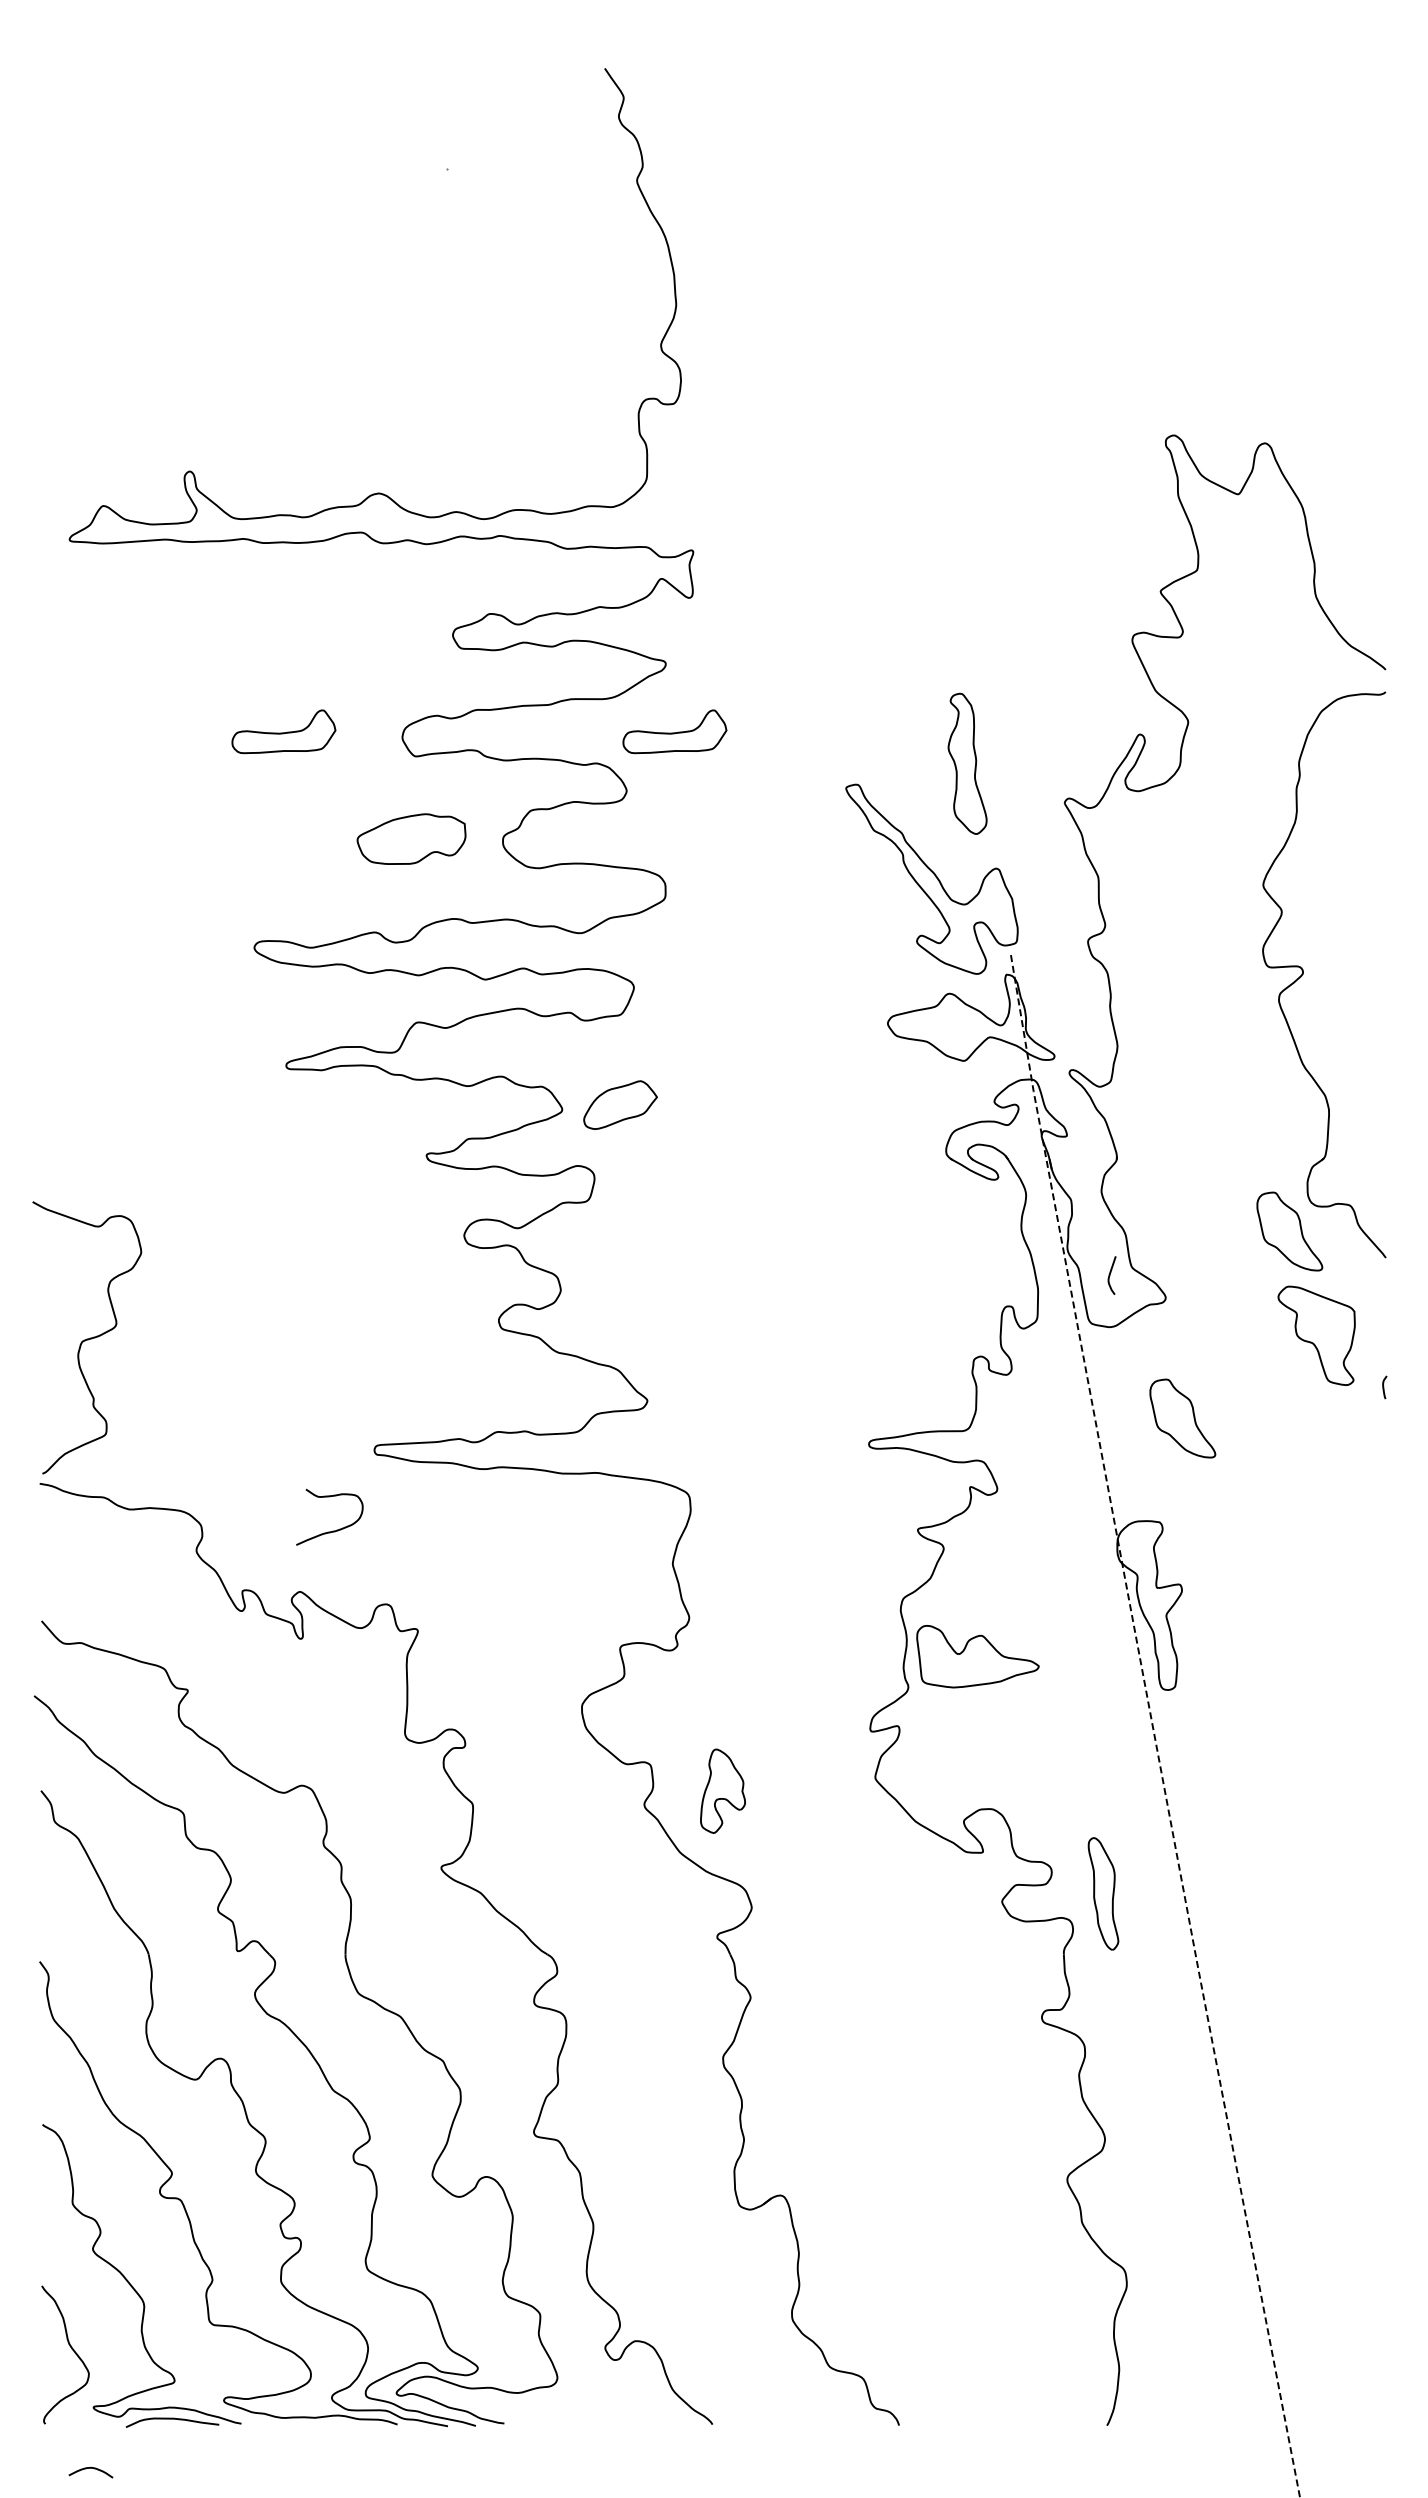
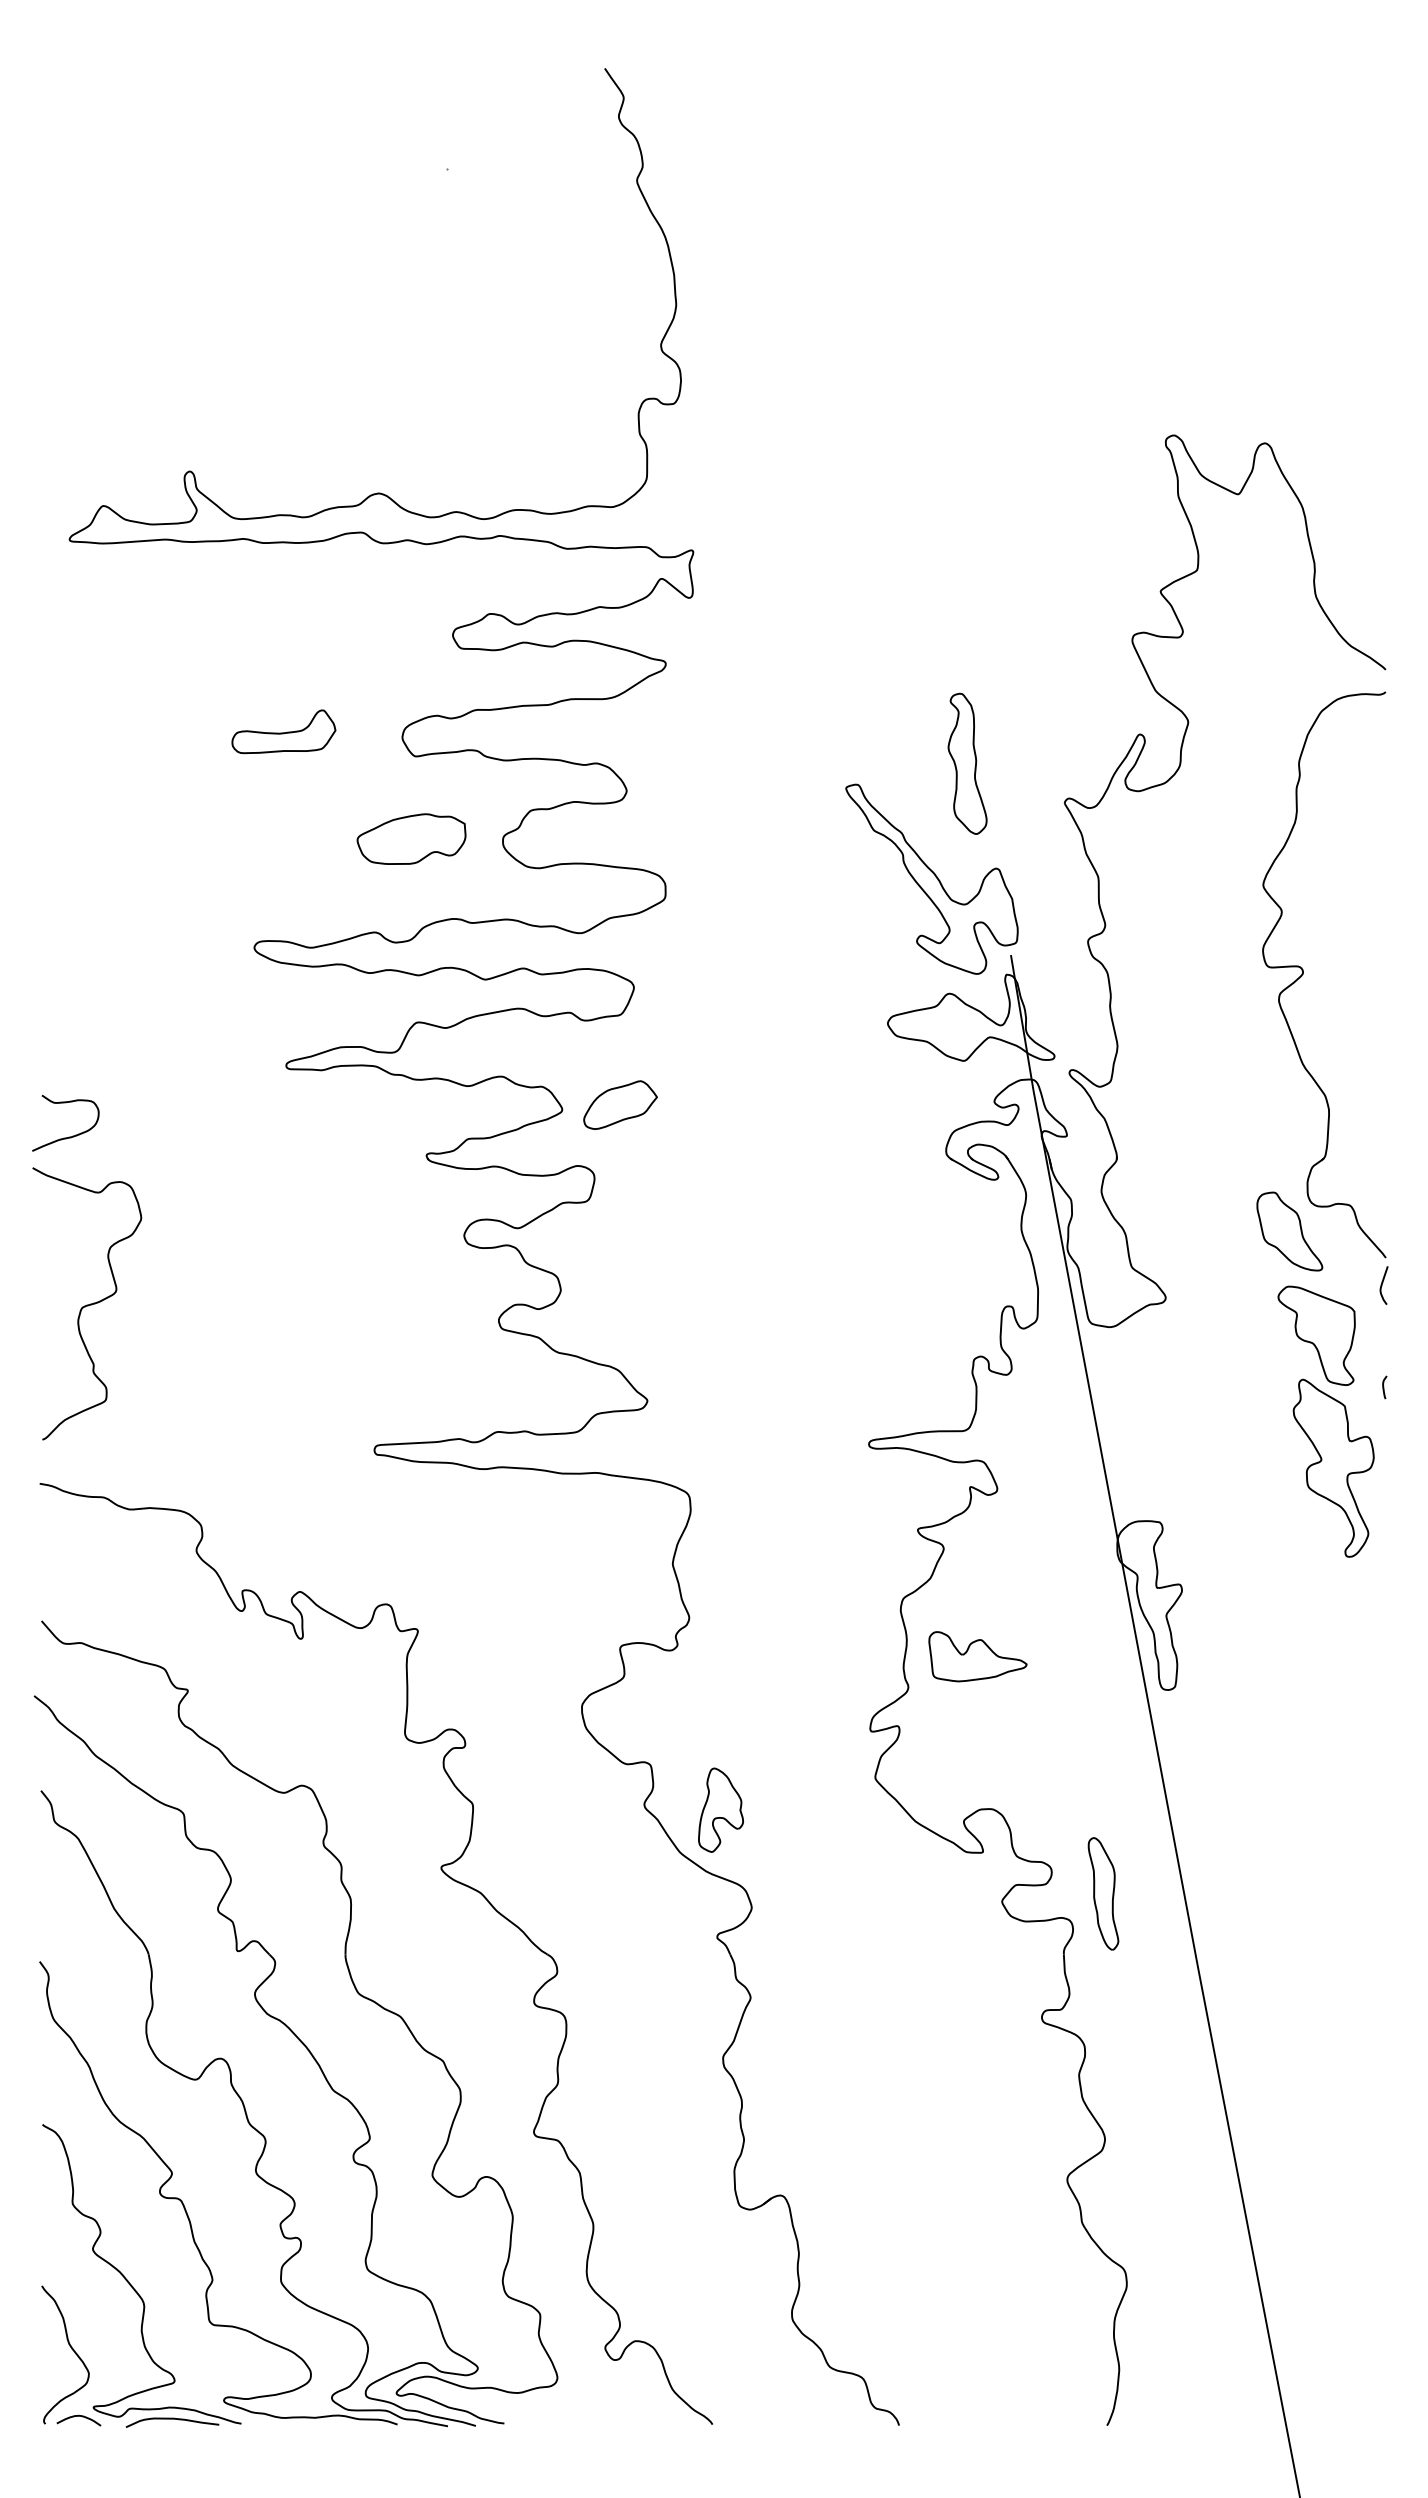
part: present -> none (674, 731)
curve position: (1110, 1275) -> (1382, 1285) (1382, 1285)
curve position: (87, 1338) -> (87, 1304) (87, 1304)
part: present -> none (1182, 1418)
part: none -> present (1333, 1467)
curve position: (332, 1530) -> (68, 1136) (68, 1136)
part size: 124x64 px -> 100x52 px (977, 1656)
line: dashed -> solid (1152, 1726)
part position: (722, 1790) -> (720, 1809) (720, 1809)
curve position: (90, 2468) -> (78, 2416) (78, 2416)
